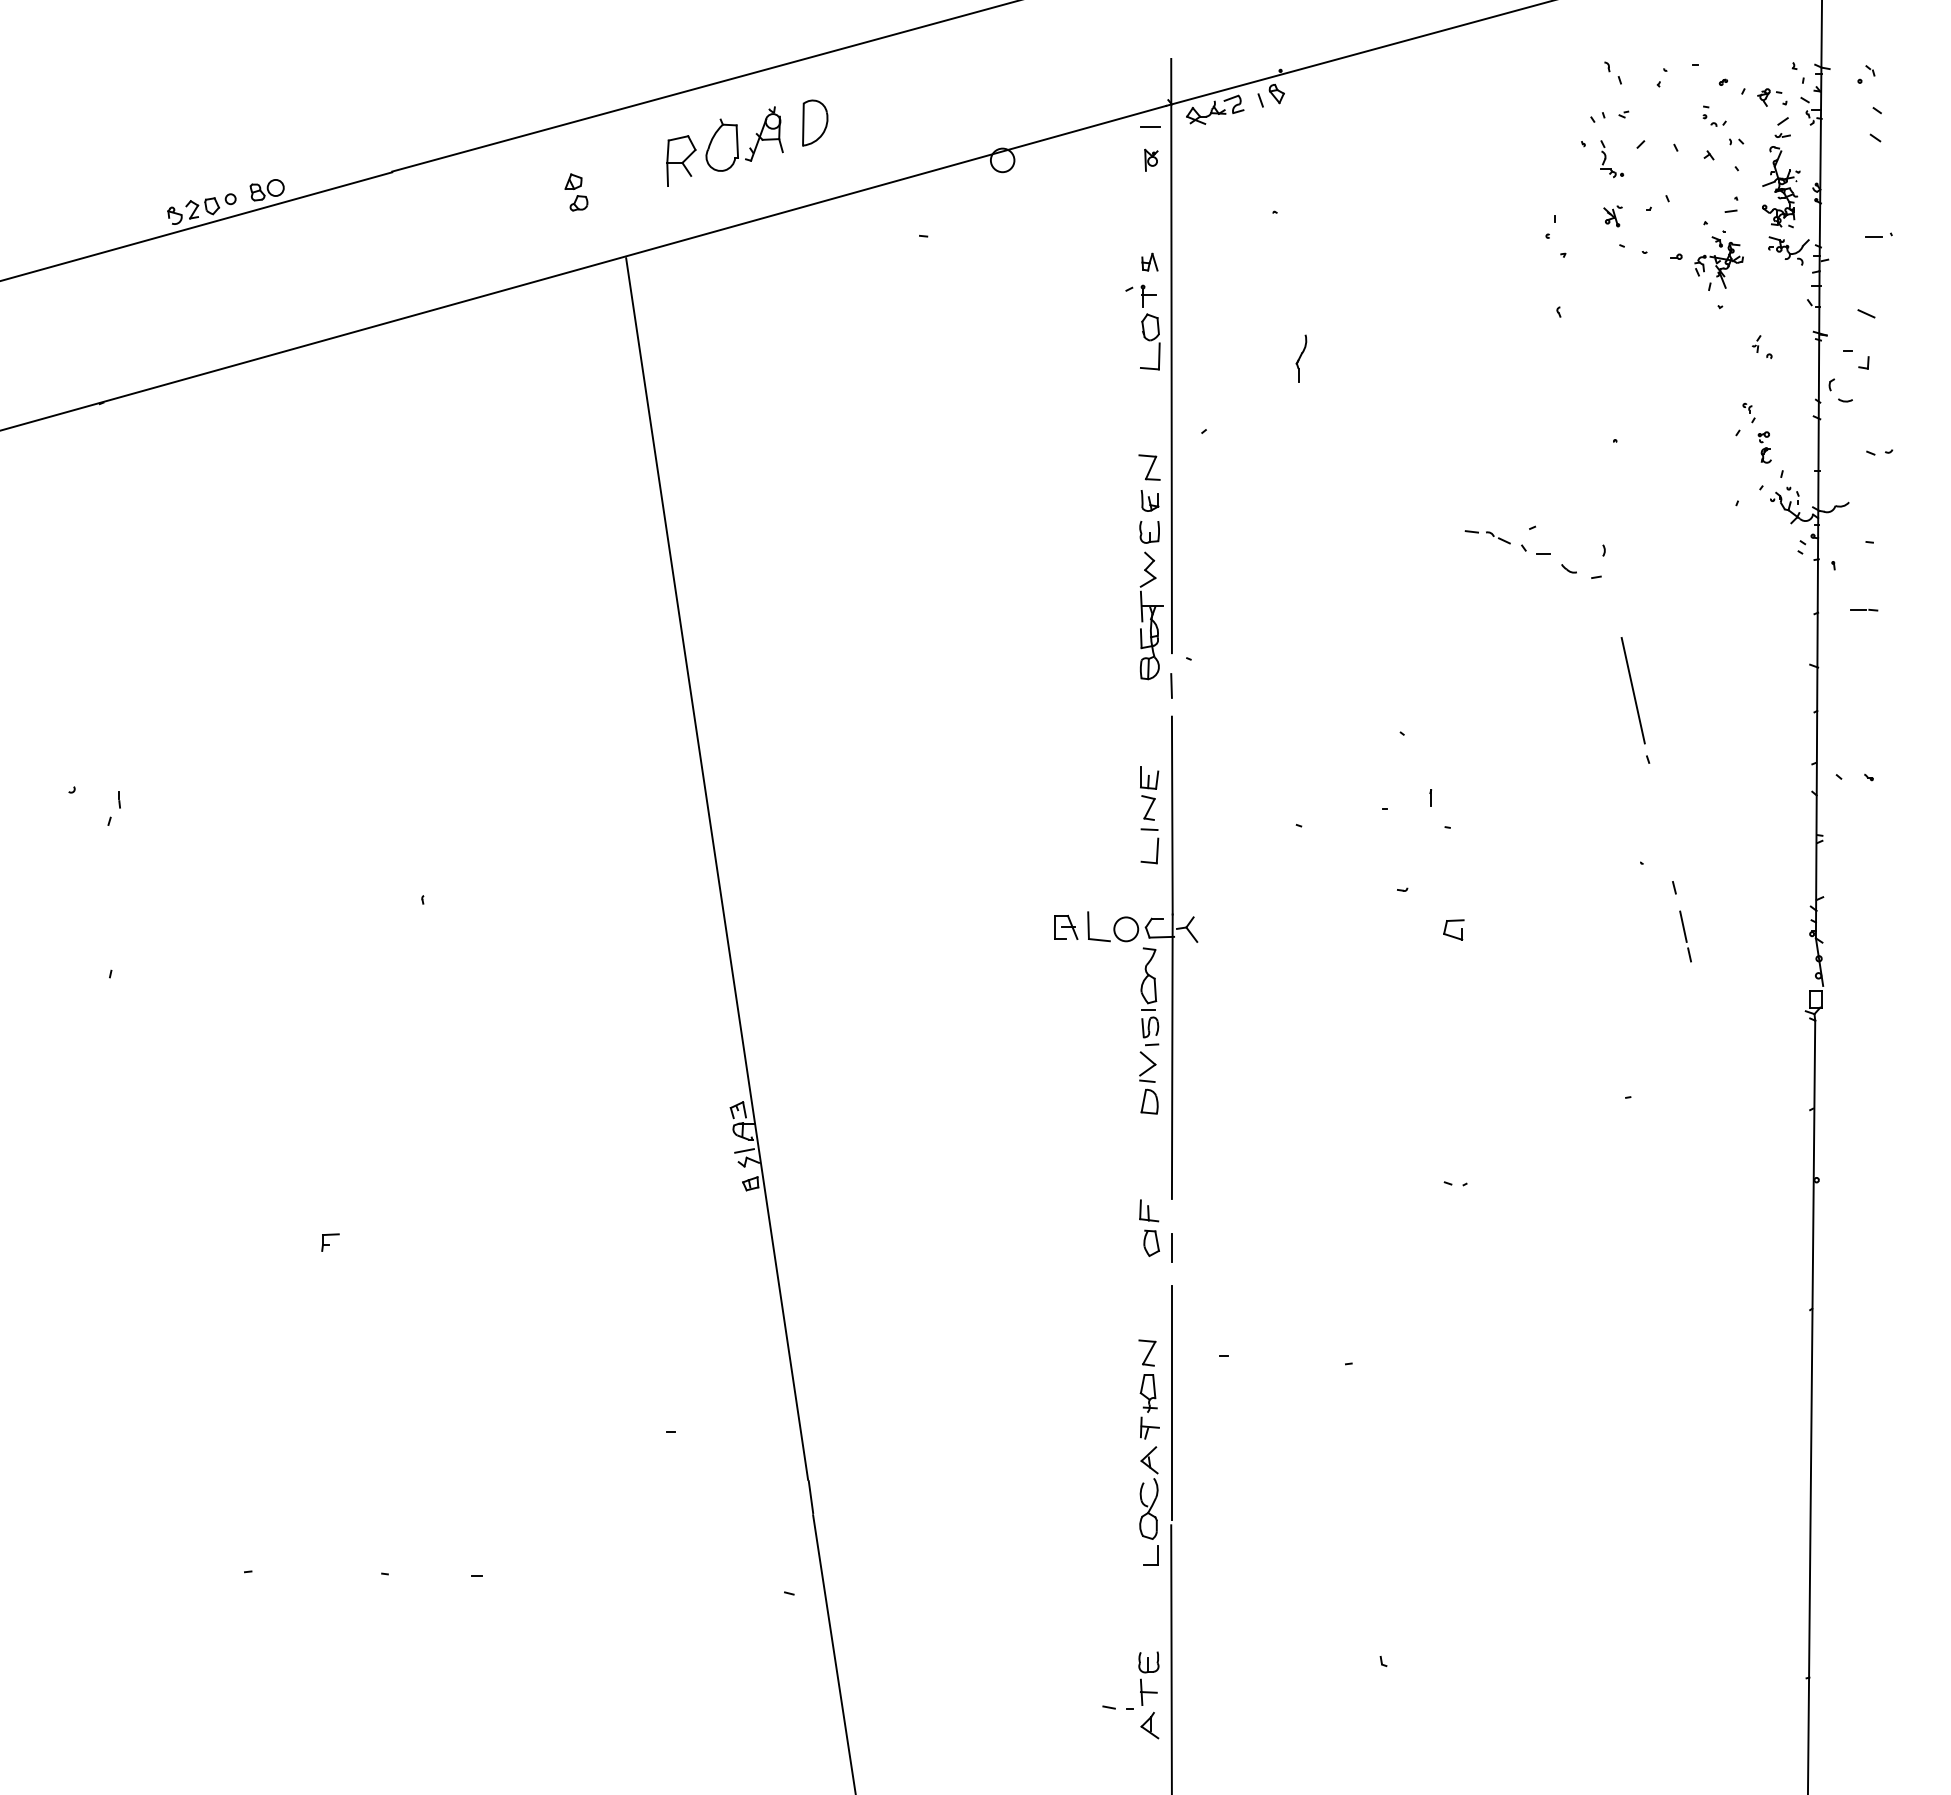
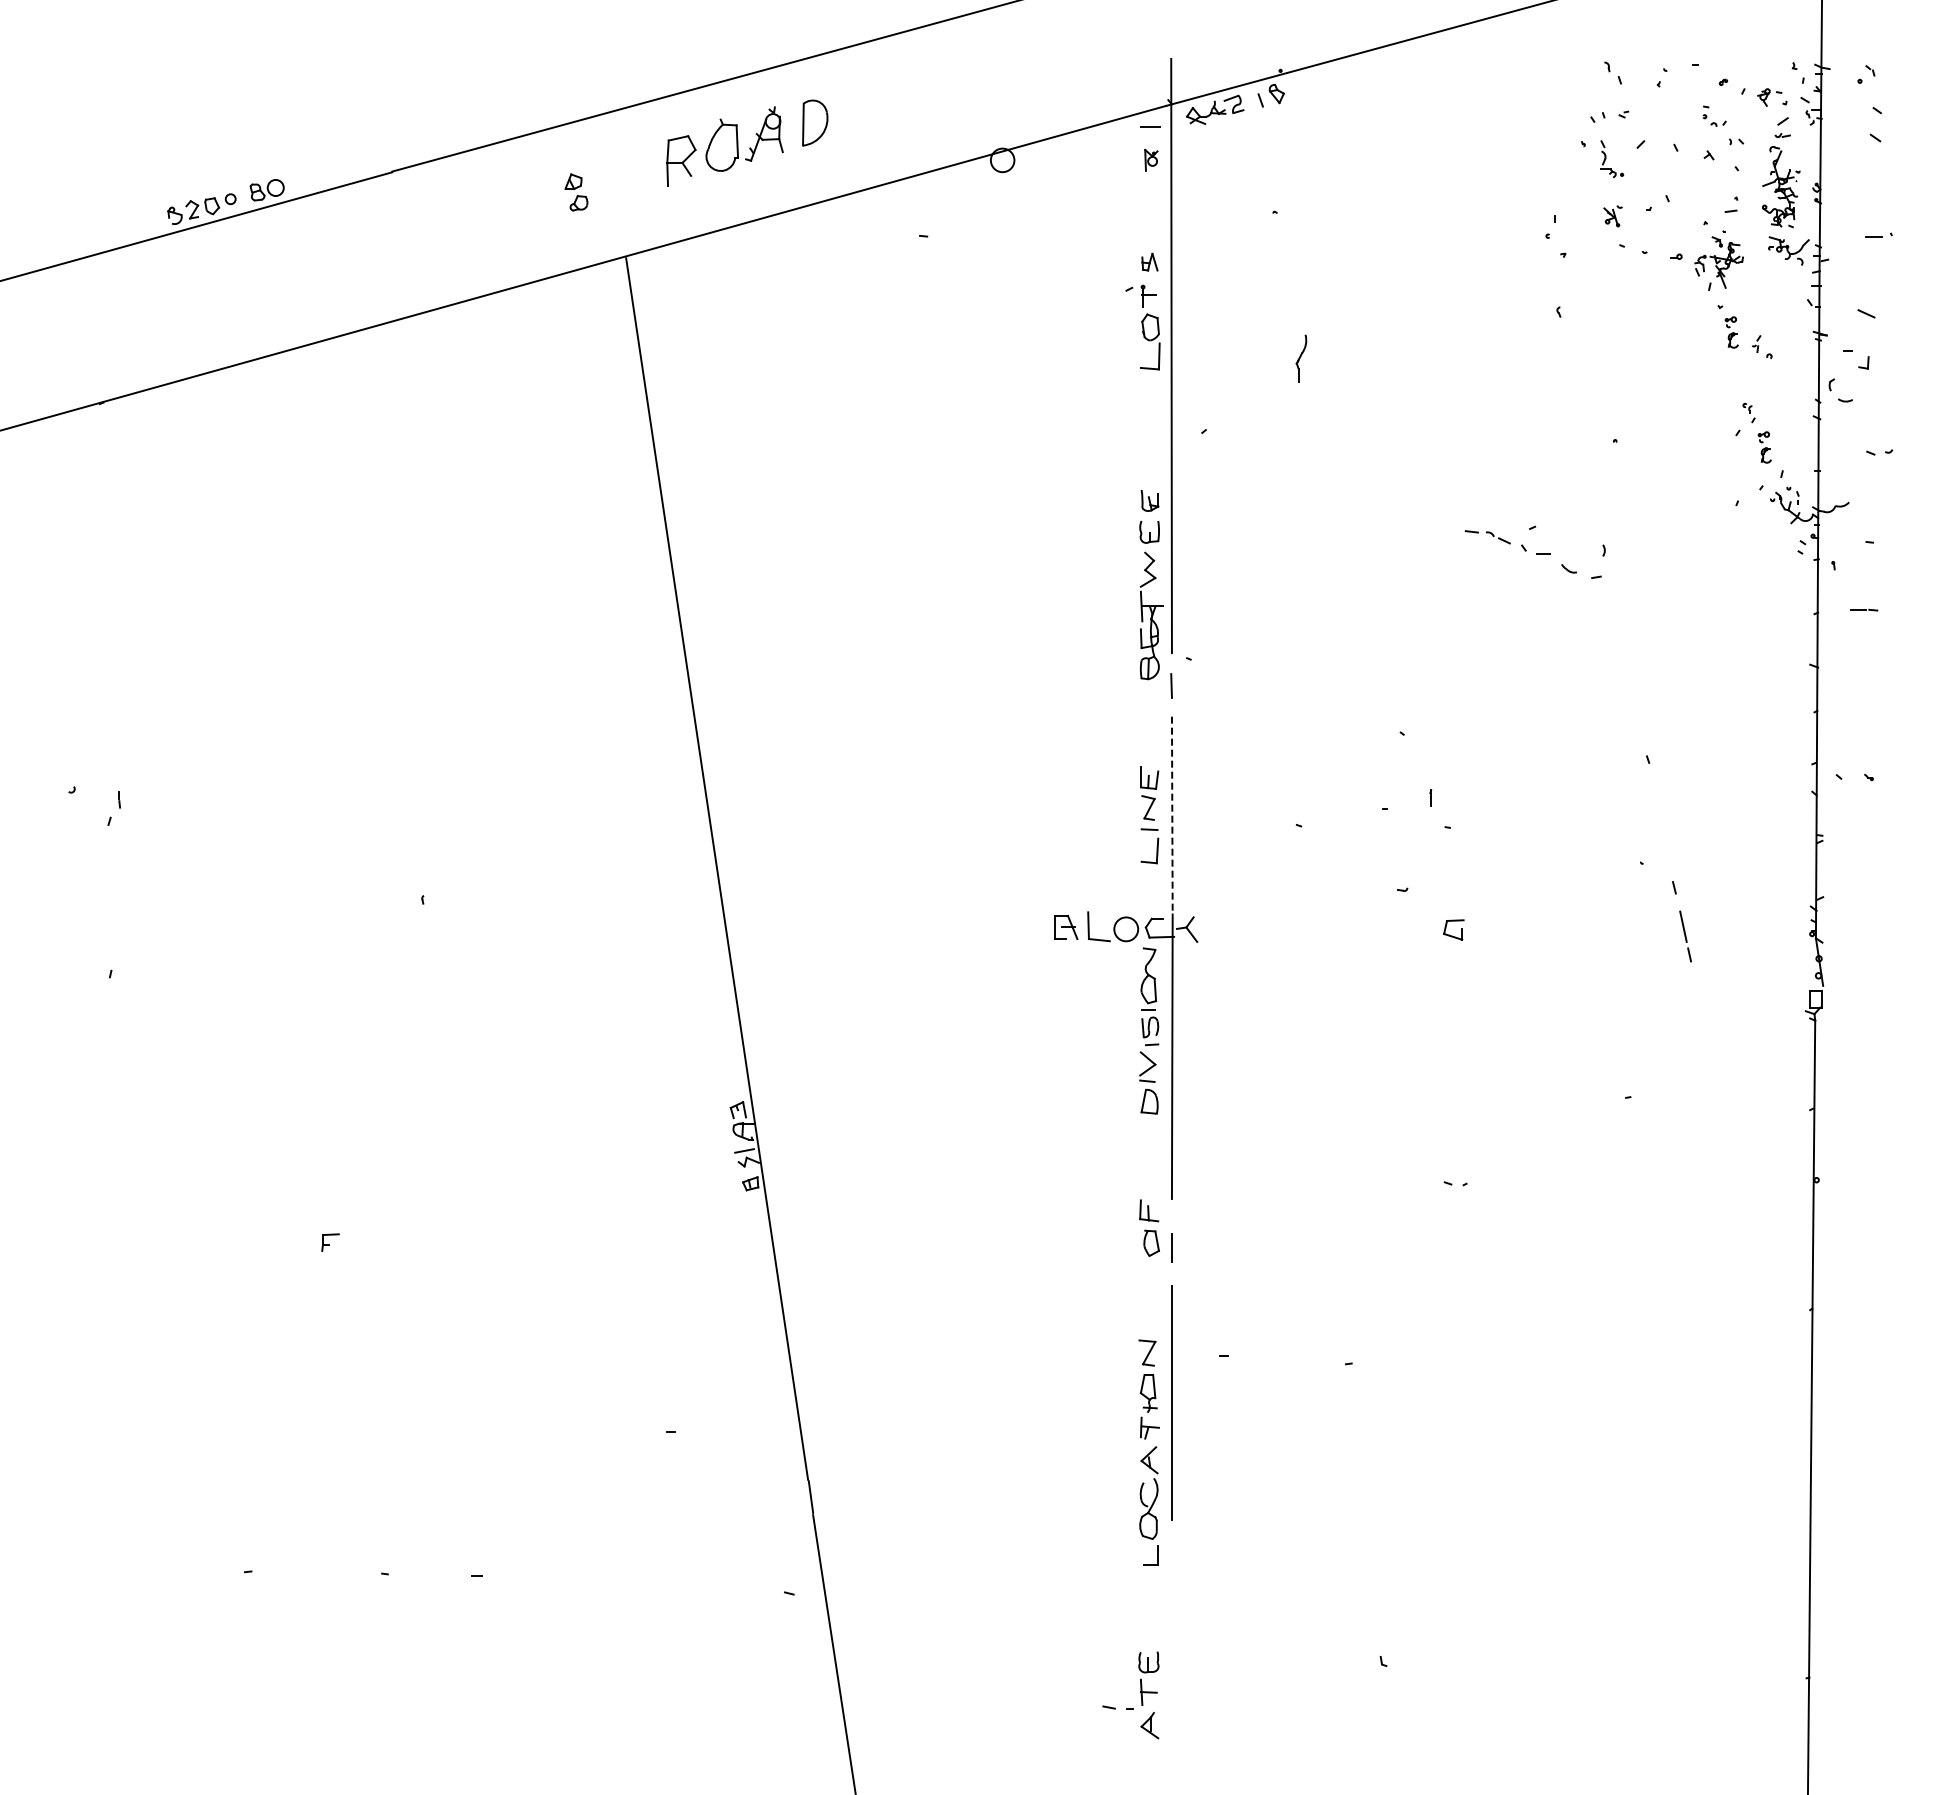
part: none -> present (1731, 332)
part: present -> none (1149, 467)
line: present -> none (1632, 690)
line: solid -> dashed (1172, 815)
line: present -> none (1171, 1658)
